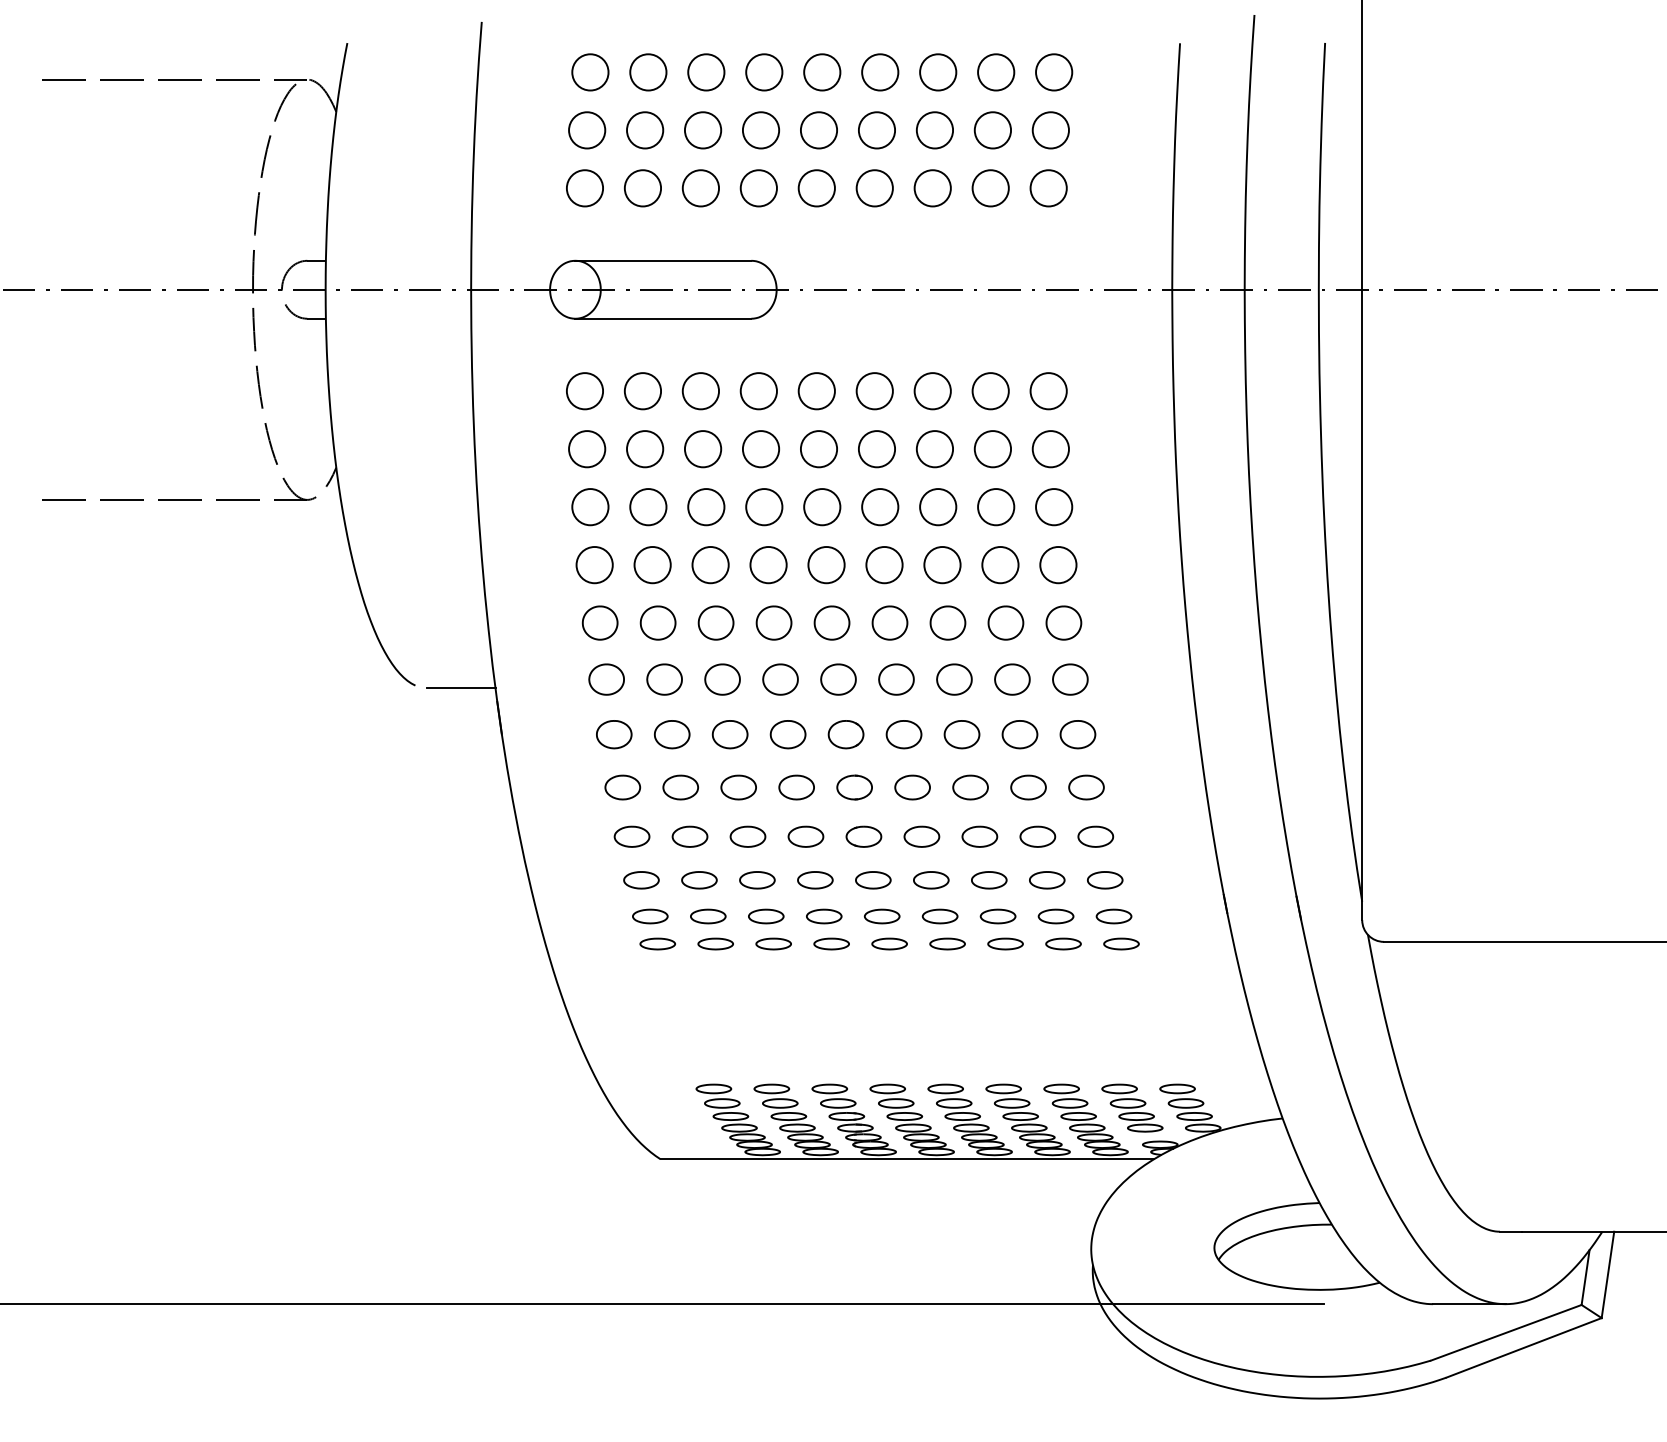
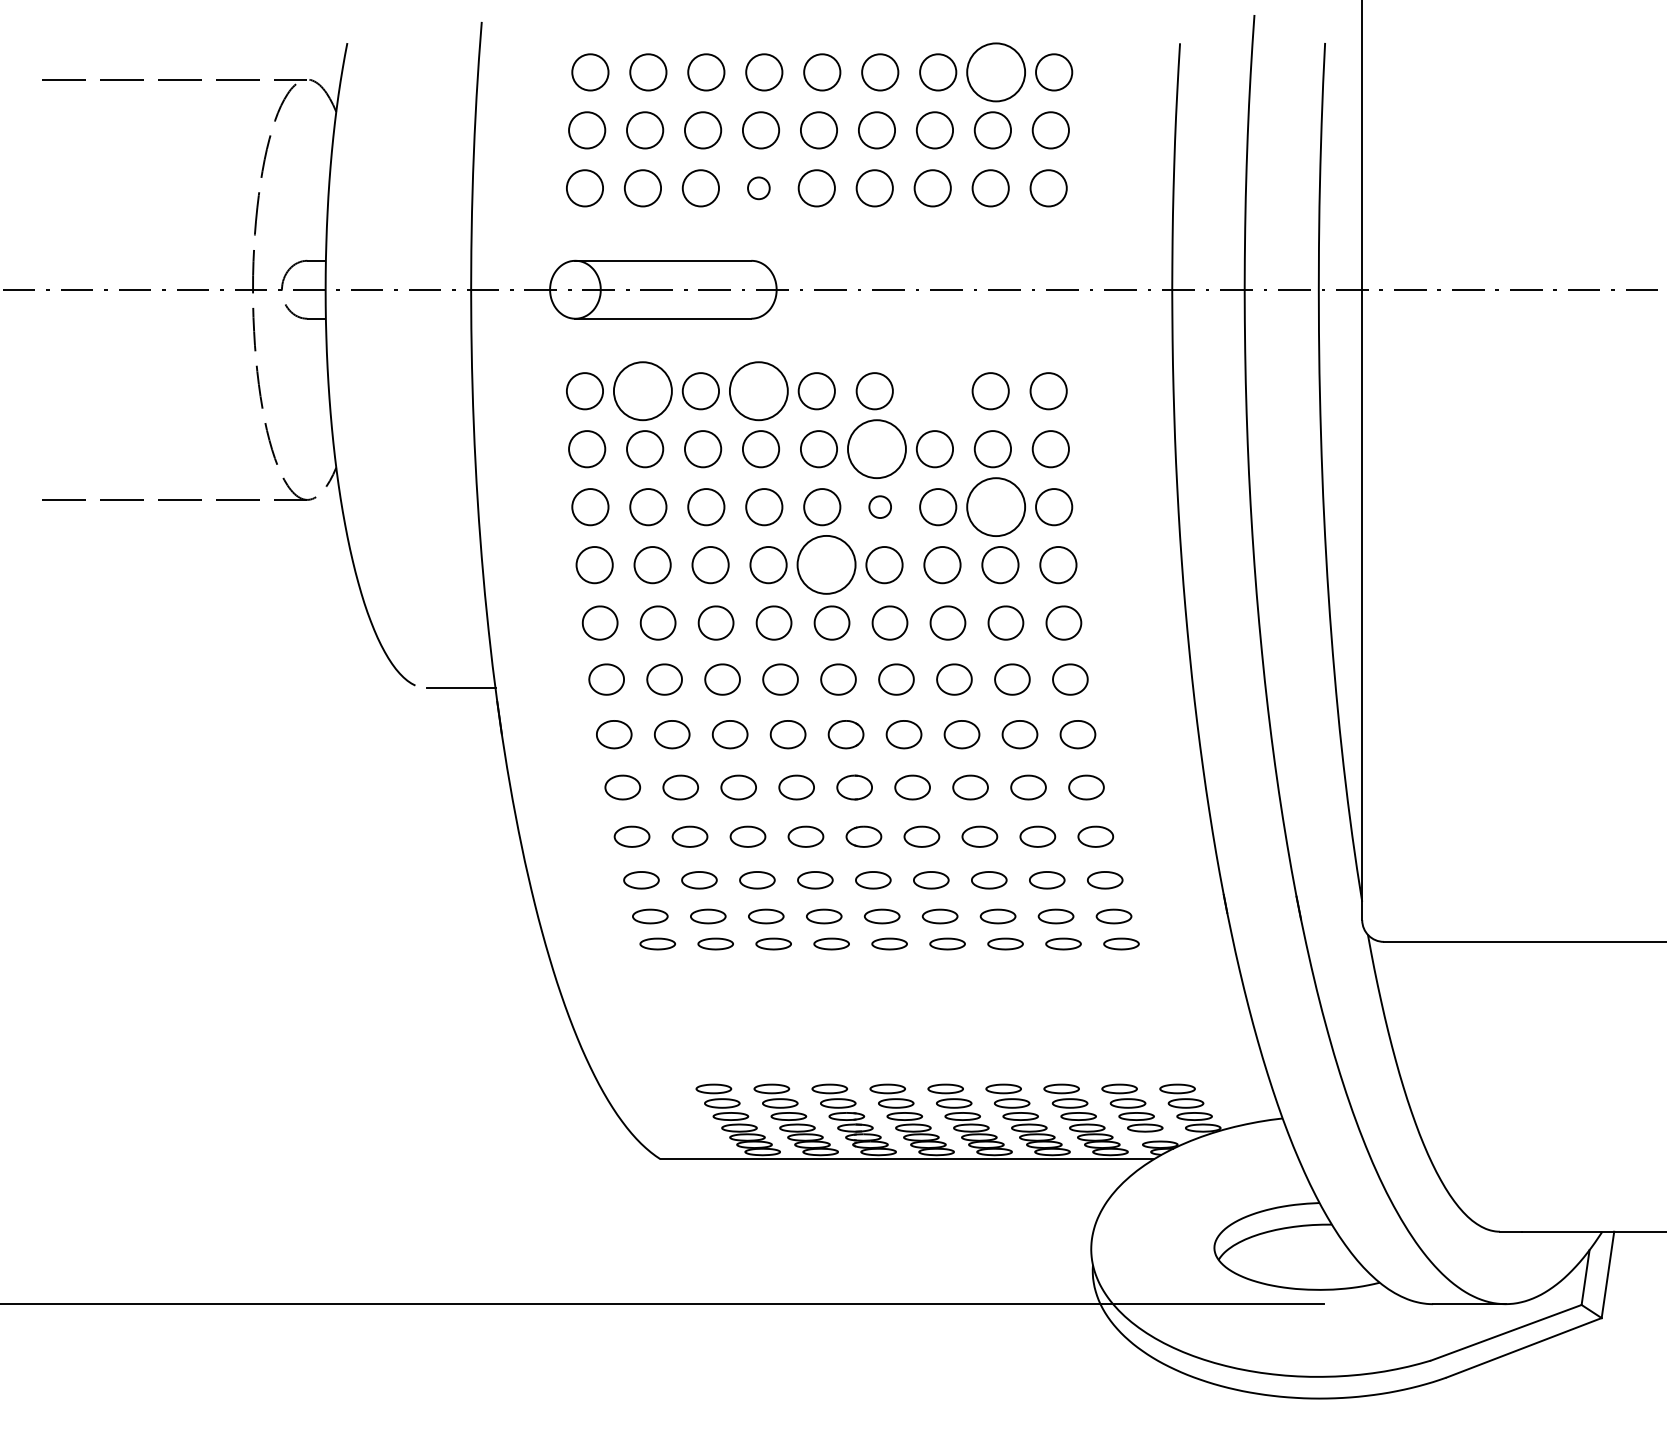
circle diameter: 36 px -> 58 px (996, 72)
circle diameter: 36 px -> 22 px (758, 188)
circle diameter: 36 px -> 58 px (642, 391)
circle diameter: 36 px -> 58 px (758, 391)
circle: present -> none (932, 391)
circle diameter: 36 px -> 58 px (876, 449)
circle diameter: 36 px -> 22 px (880, 507)
circle diameter: 36 px -> 58 px (996, 507)
circle size: 39x39 px -> 61x60 px (826, 564)
